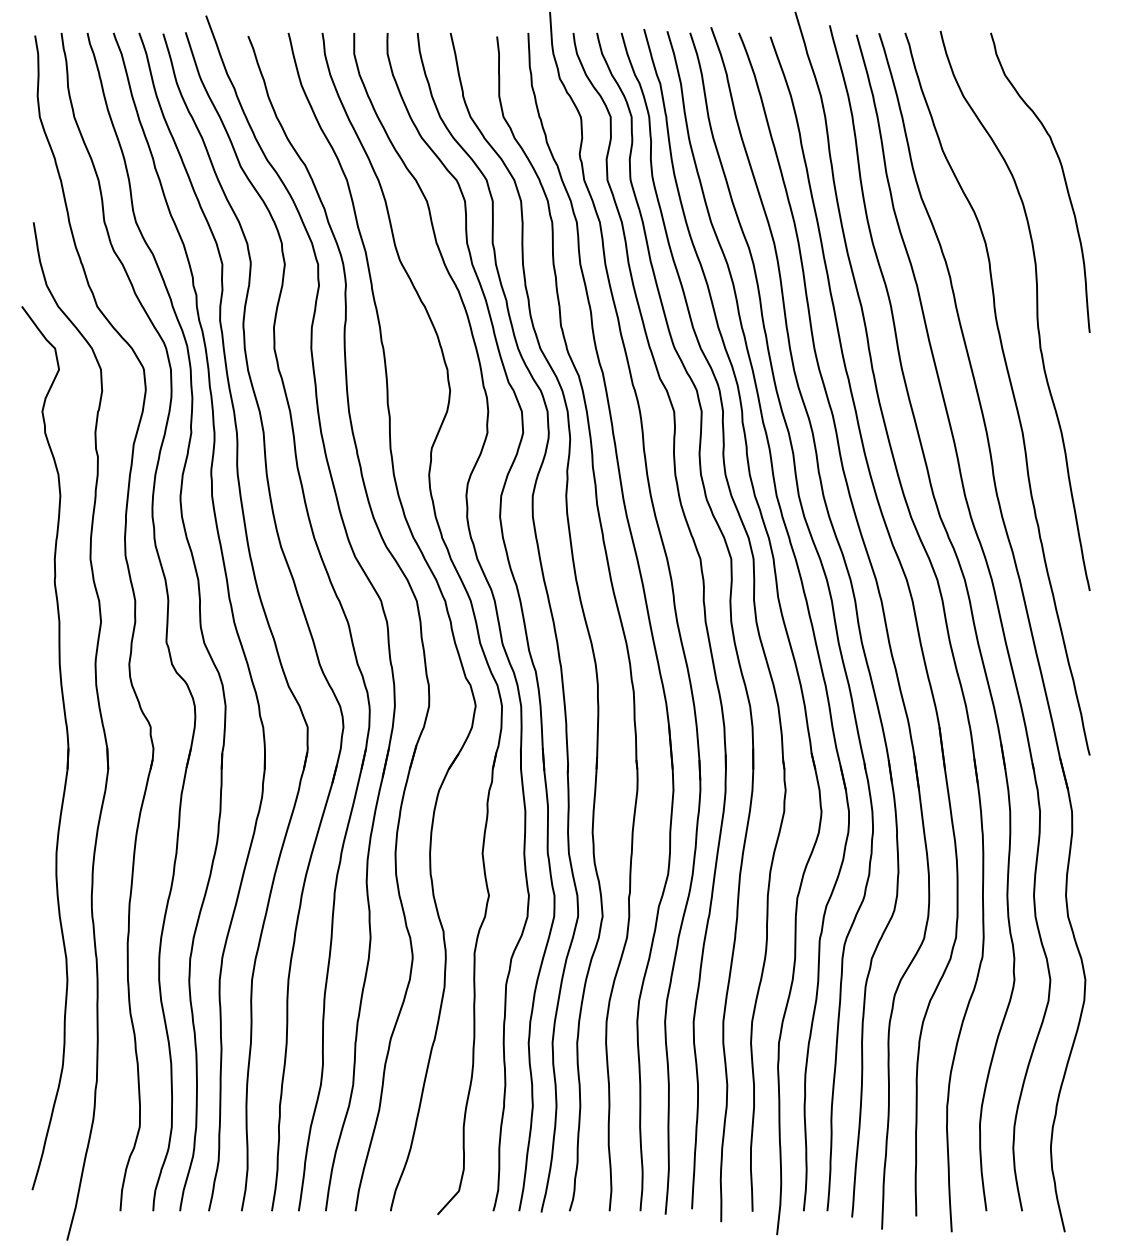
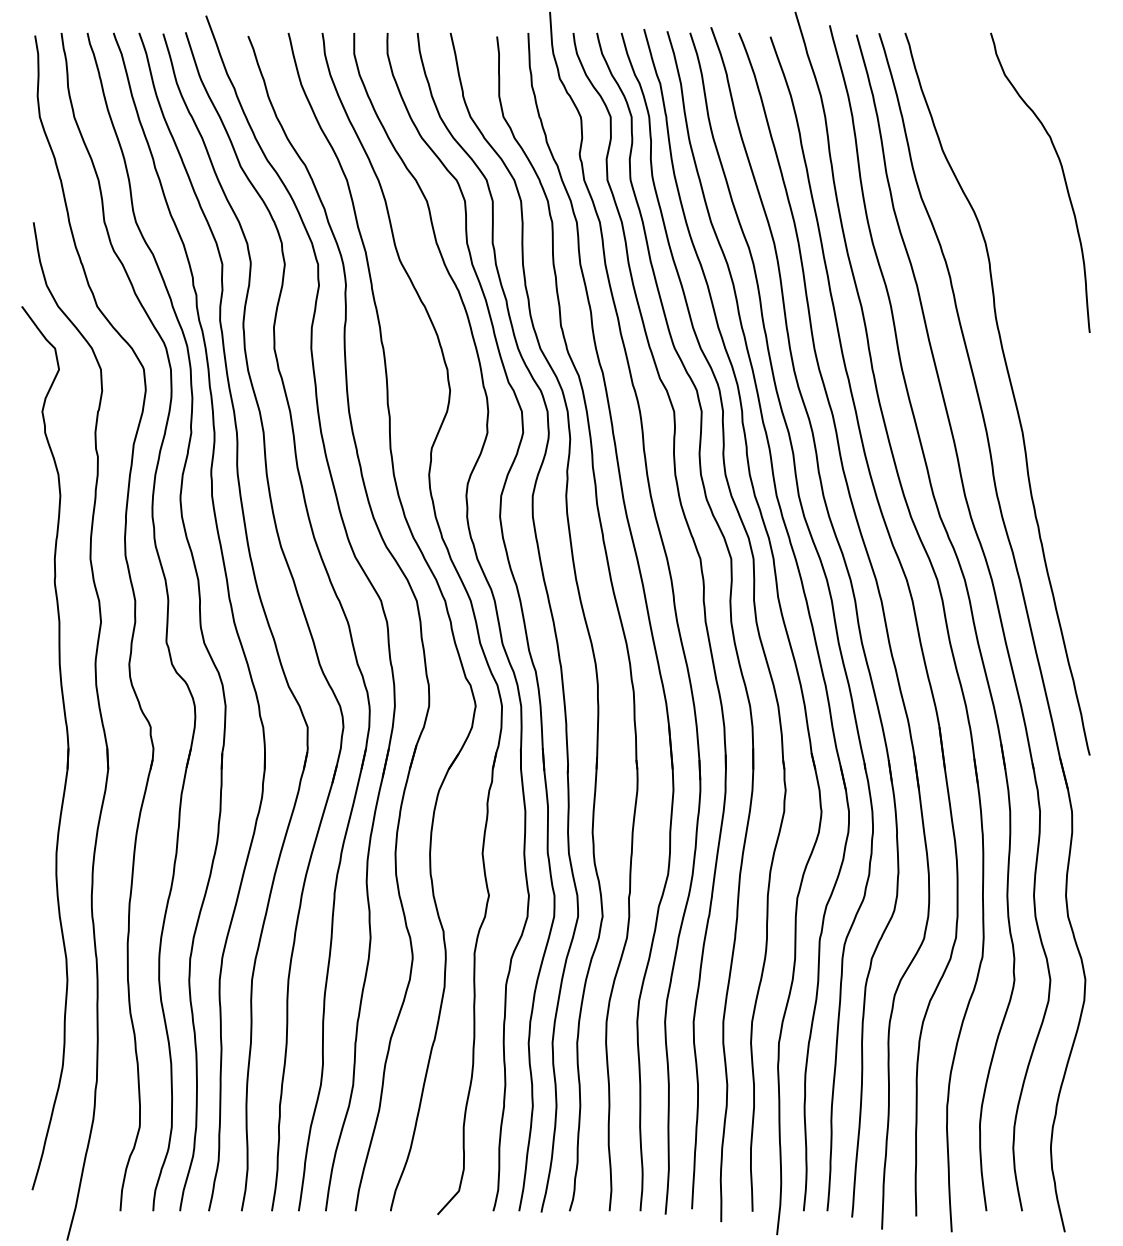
curve: present -> none (1036, 310)
